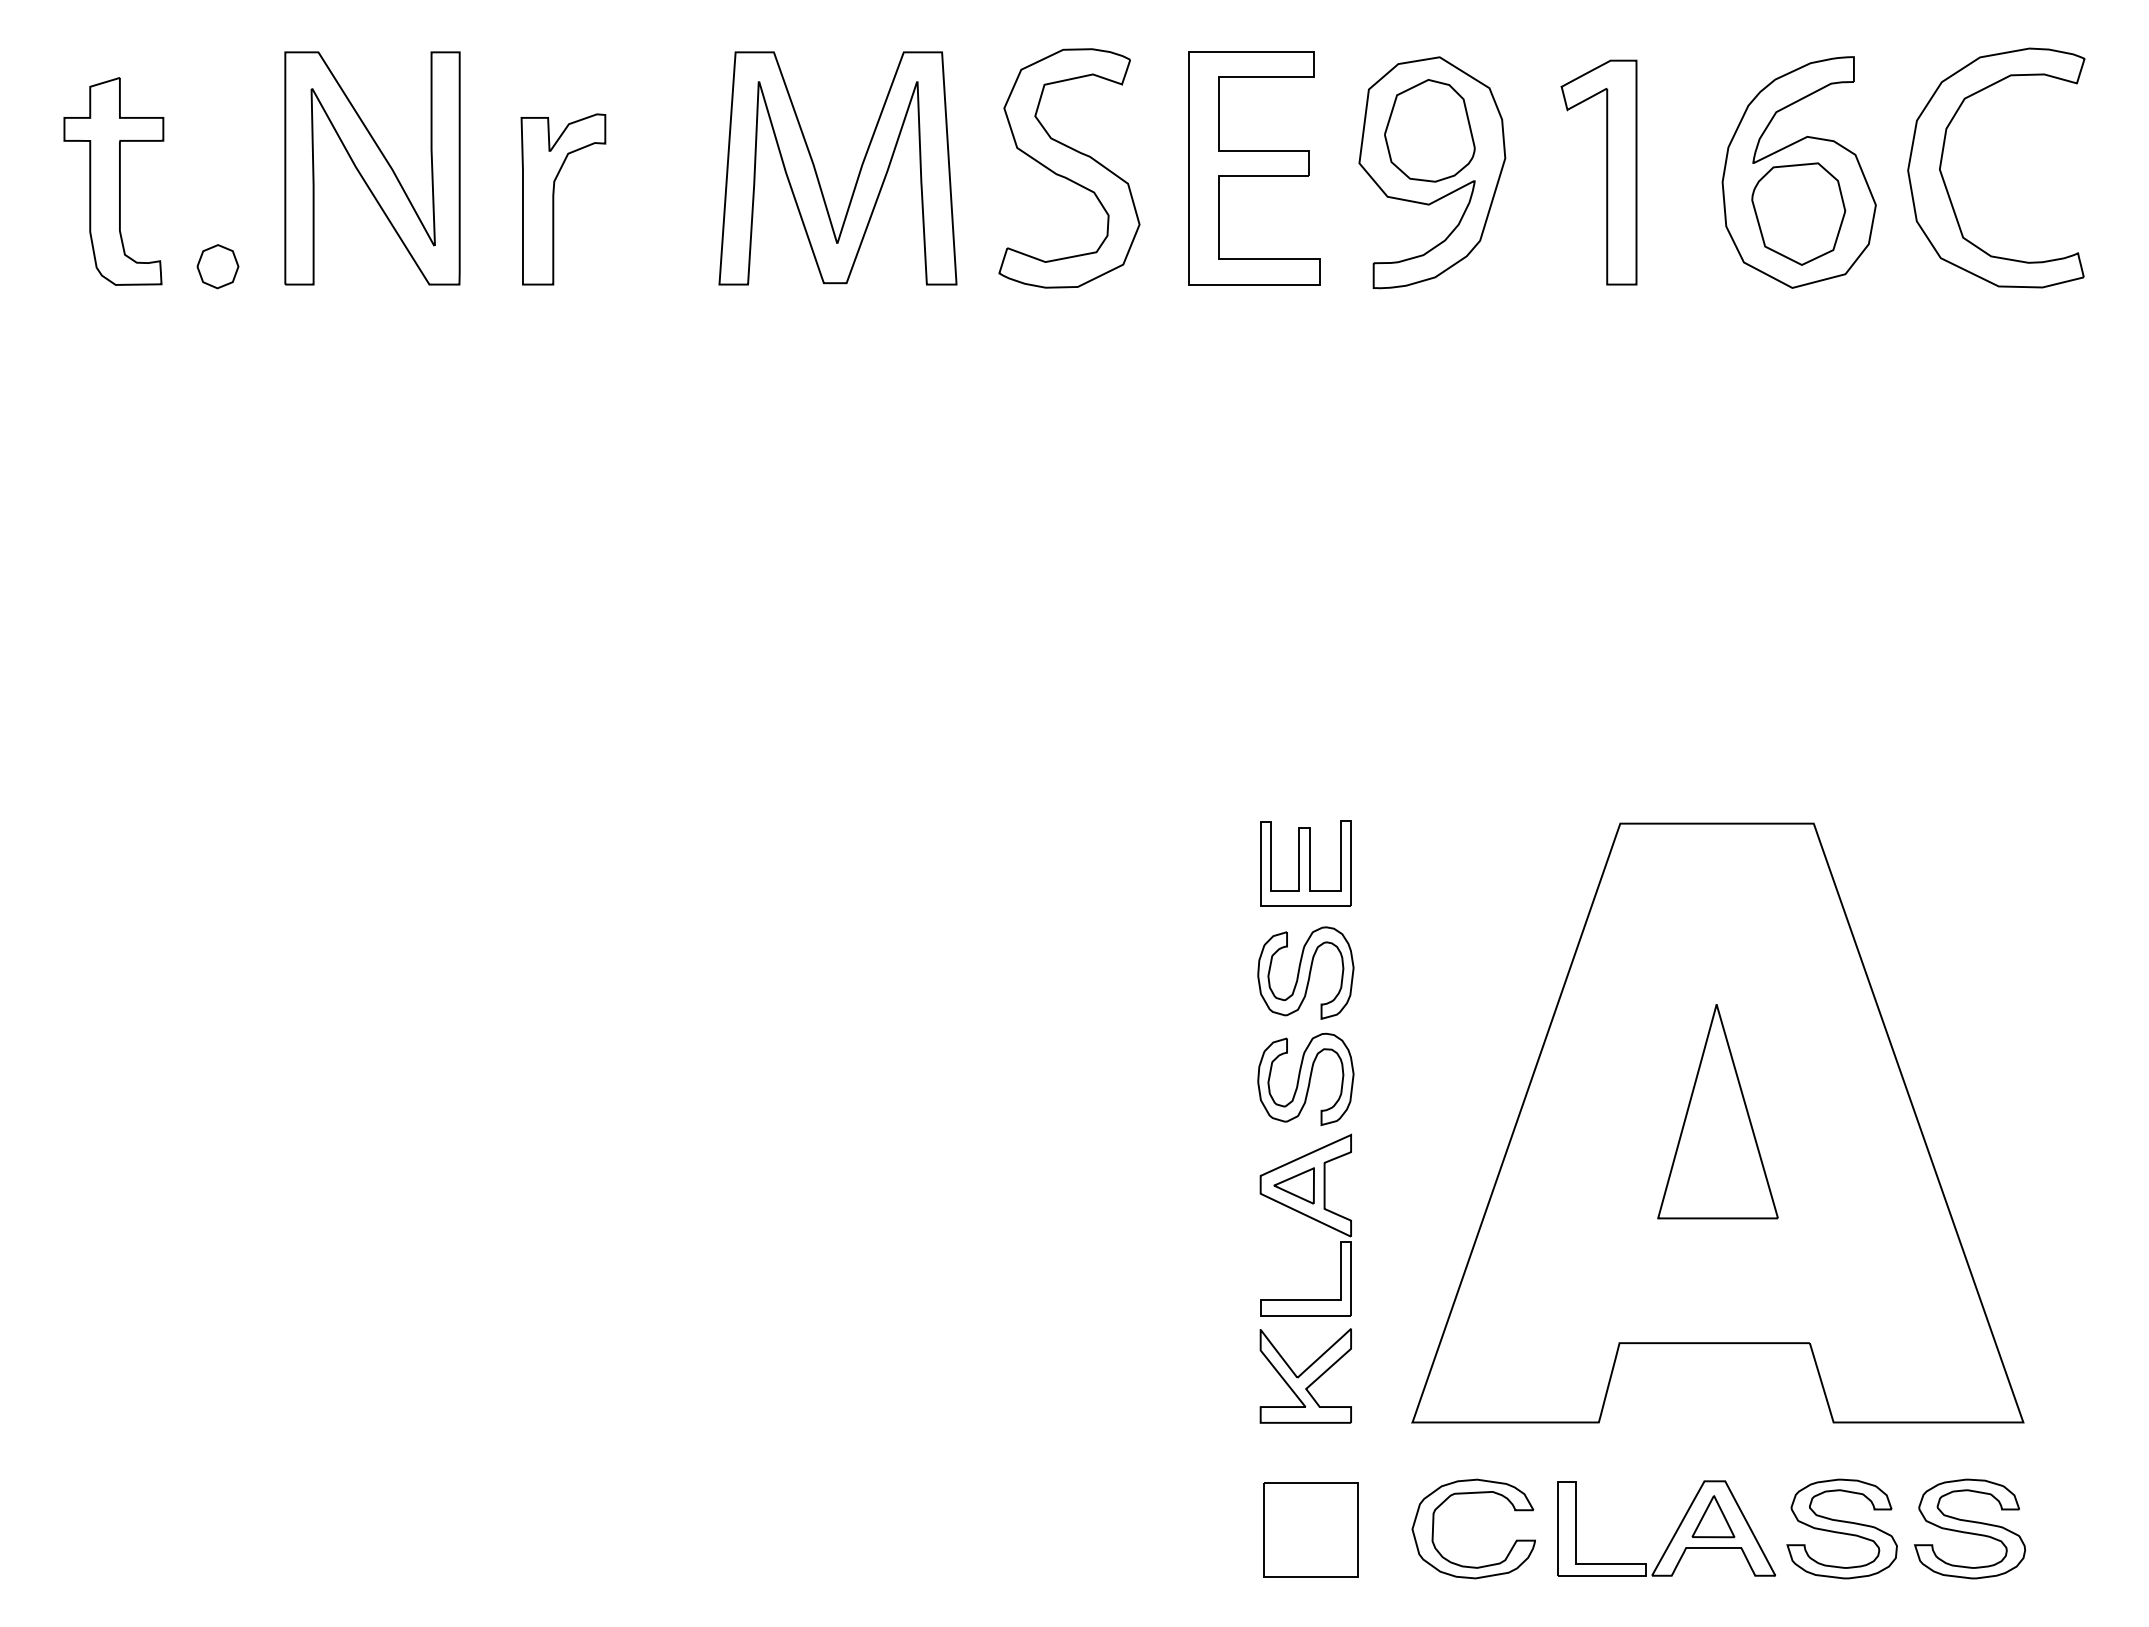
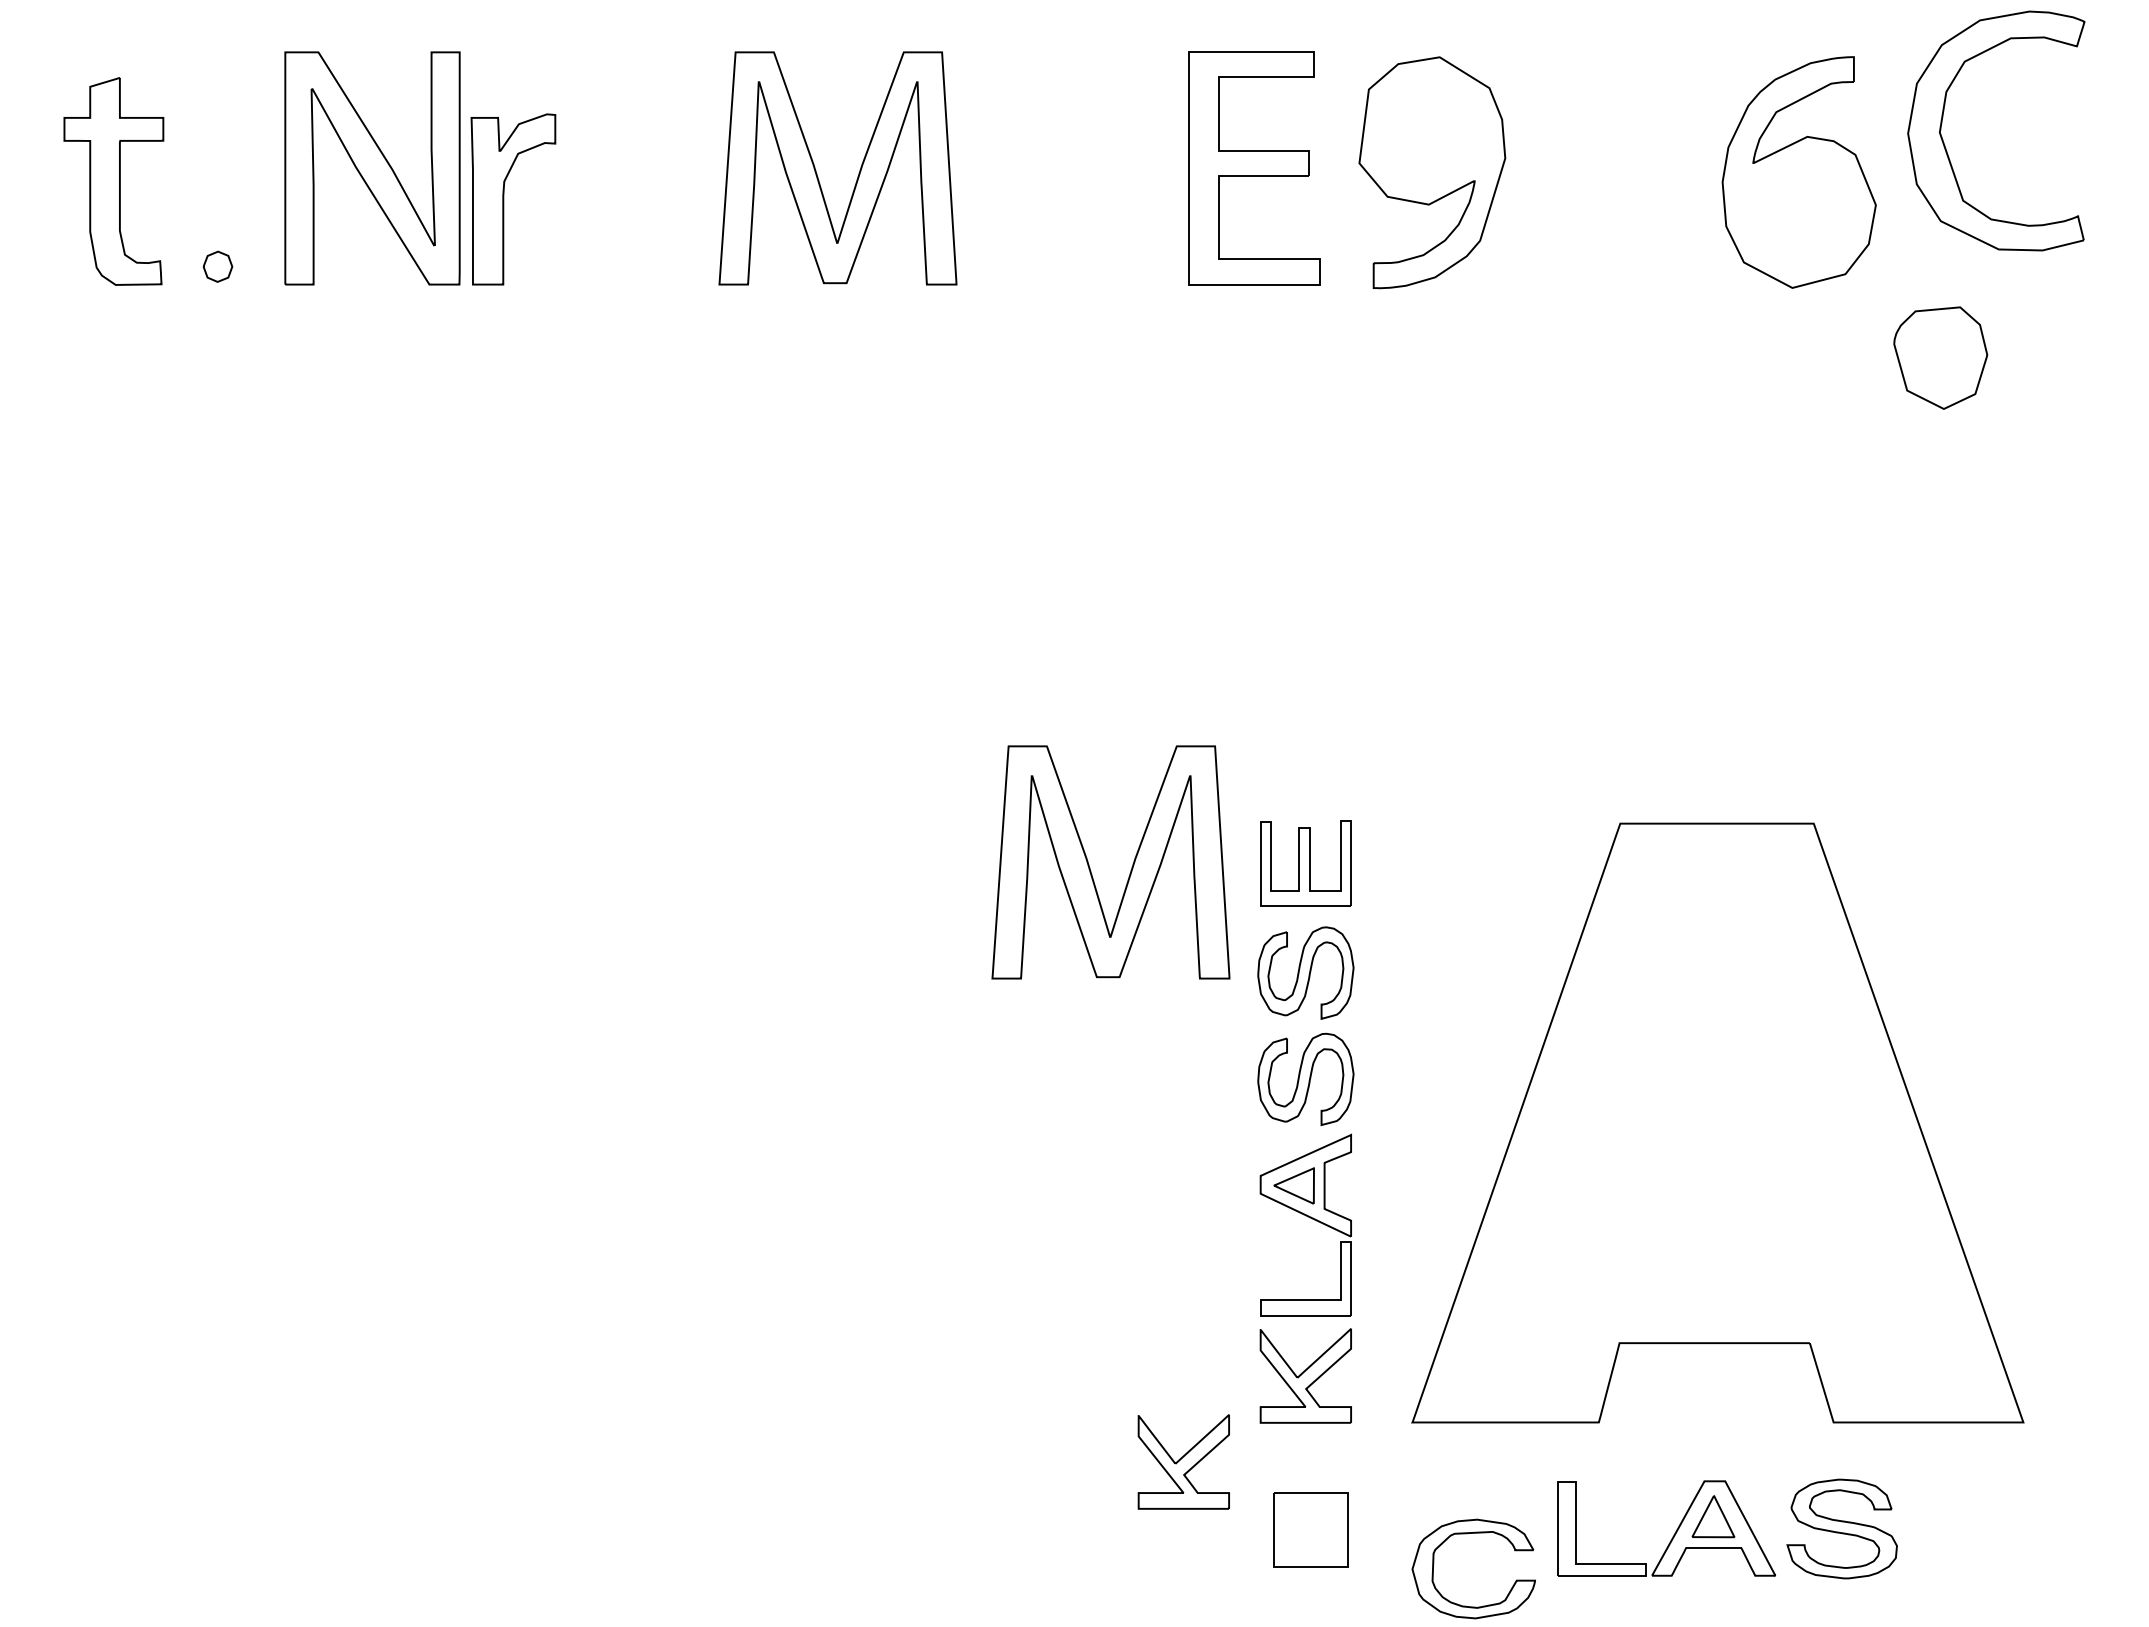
part: present -> none (1429, 130)
part: present -> none (1069, 168)
part: present -> none (1606, 172)
part position: (1946, 185) -> (1946, 148) (1946, 148)
part position: (554, 199) -> (504, 199) (504, 199)
part position: (1798, 213) -> (1940, 357) (1940, 357)
part size: 44x46 px -> 32x33 px (217, 266)
part: none -> present (1090, 867)
part: present -> none (1717, 1111)
part: none -> present (1183, 1461)
part position: (1467, 1494) -> (1467, 1534) (1467, 1534)
part: present -> none (1969, 1528)
part size: 96x96 px -> 76x76 px (1310, 1529)
